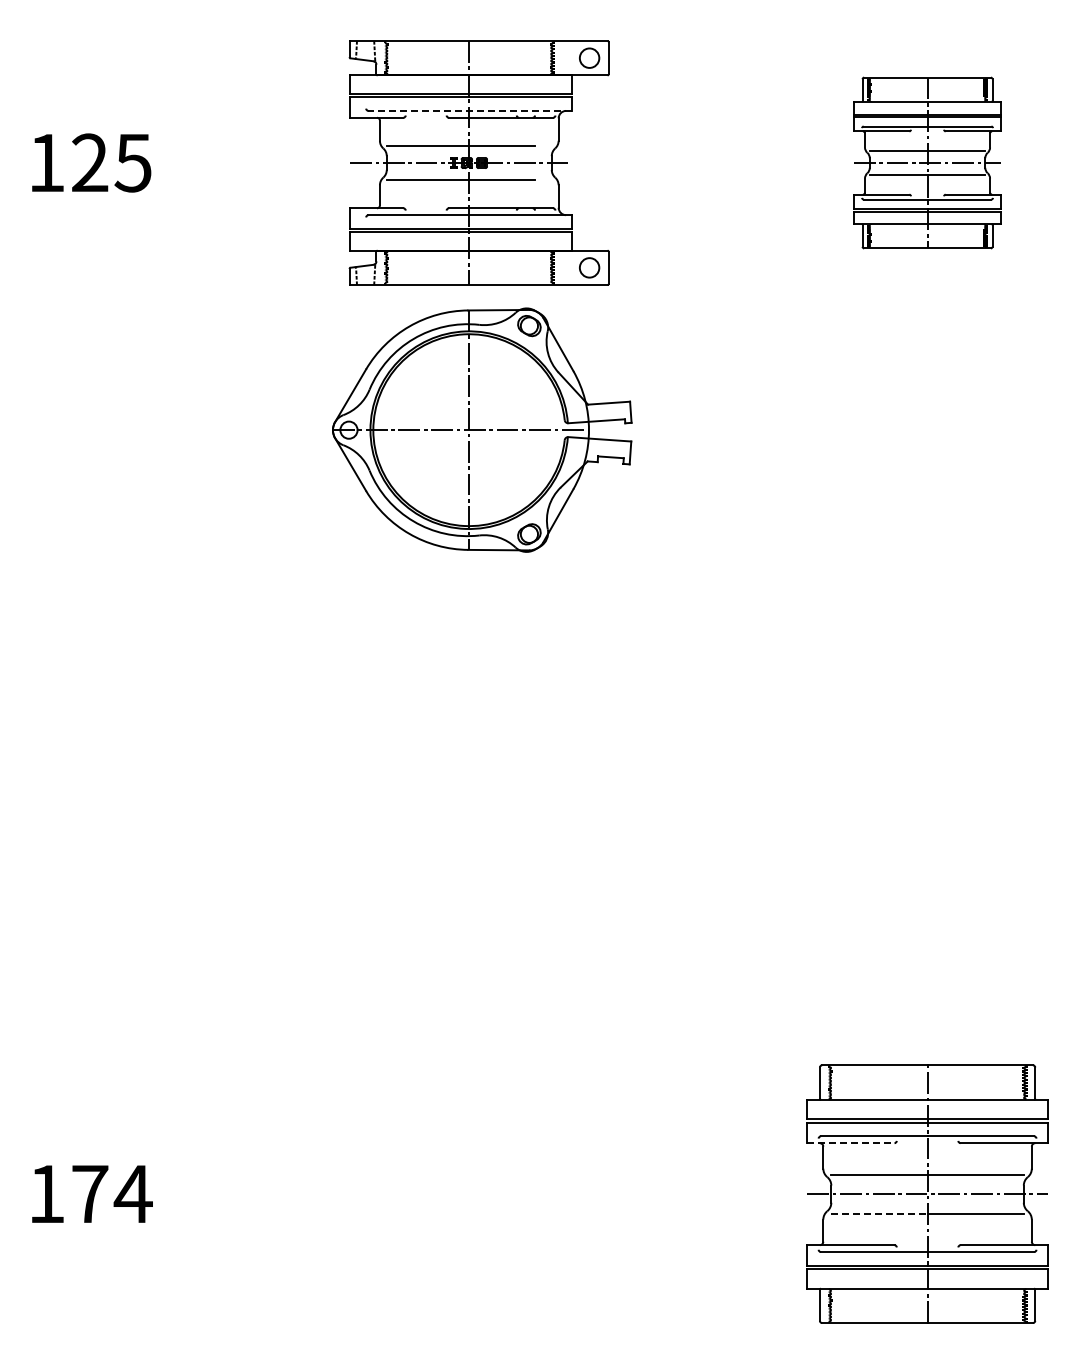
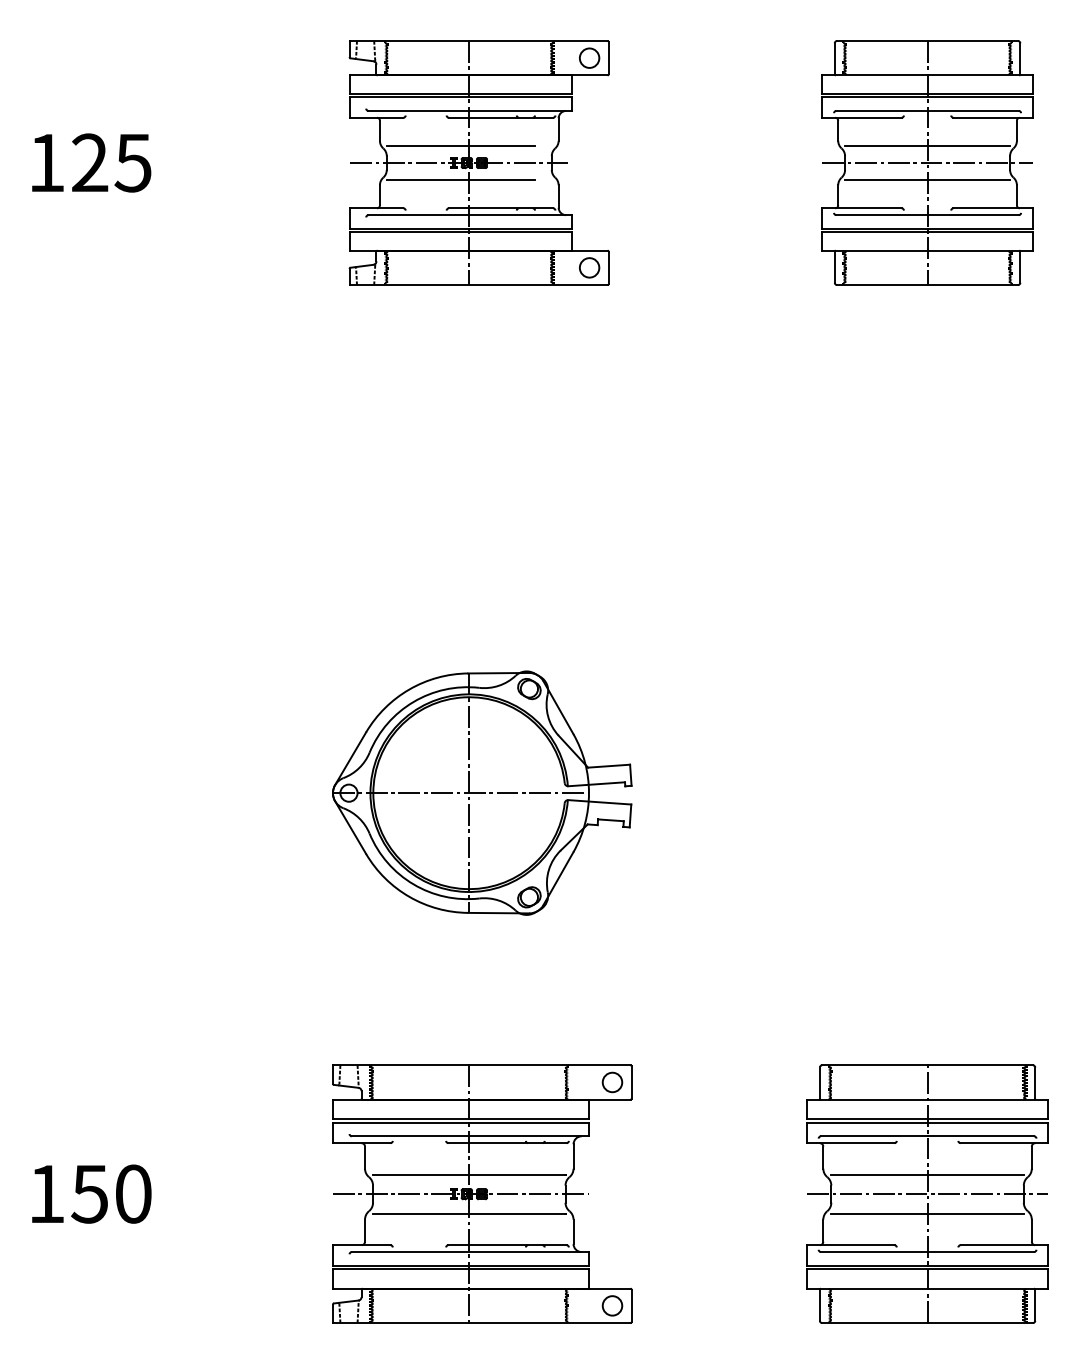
line: dashed -> solid (470, 110)
part size: 149x174 px -> 213x246 px (927, 162)
part position: (482, 429) -> (482, 792) (482, 792)
line: dashed -> solid (850, 1143)
text: 174 -> 150 (111, 1193)
part: none -> present (482, 1193)
line: dashed -> solid (879, 1213)
